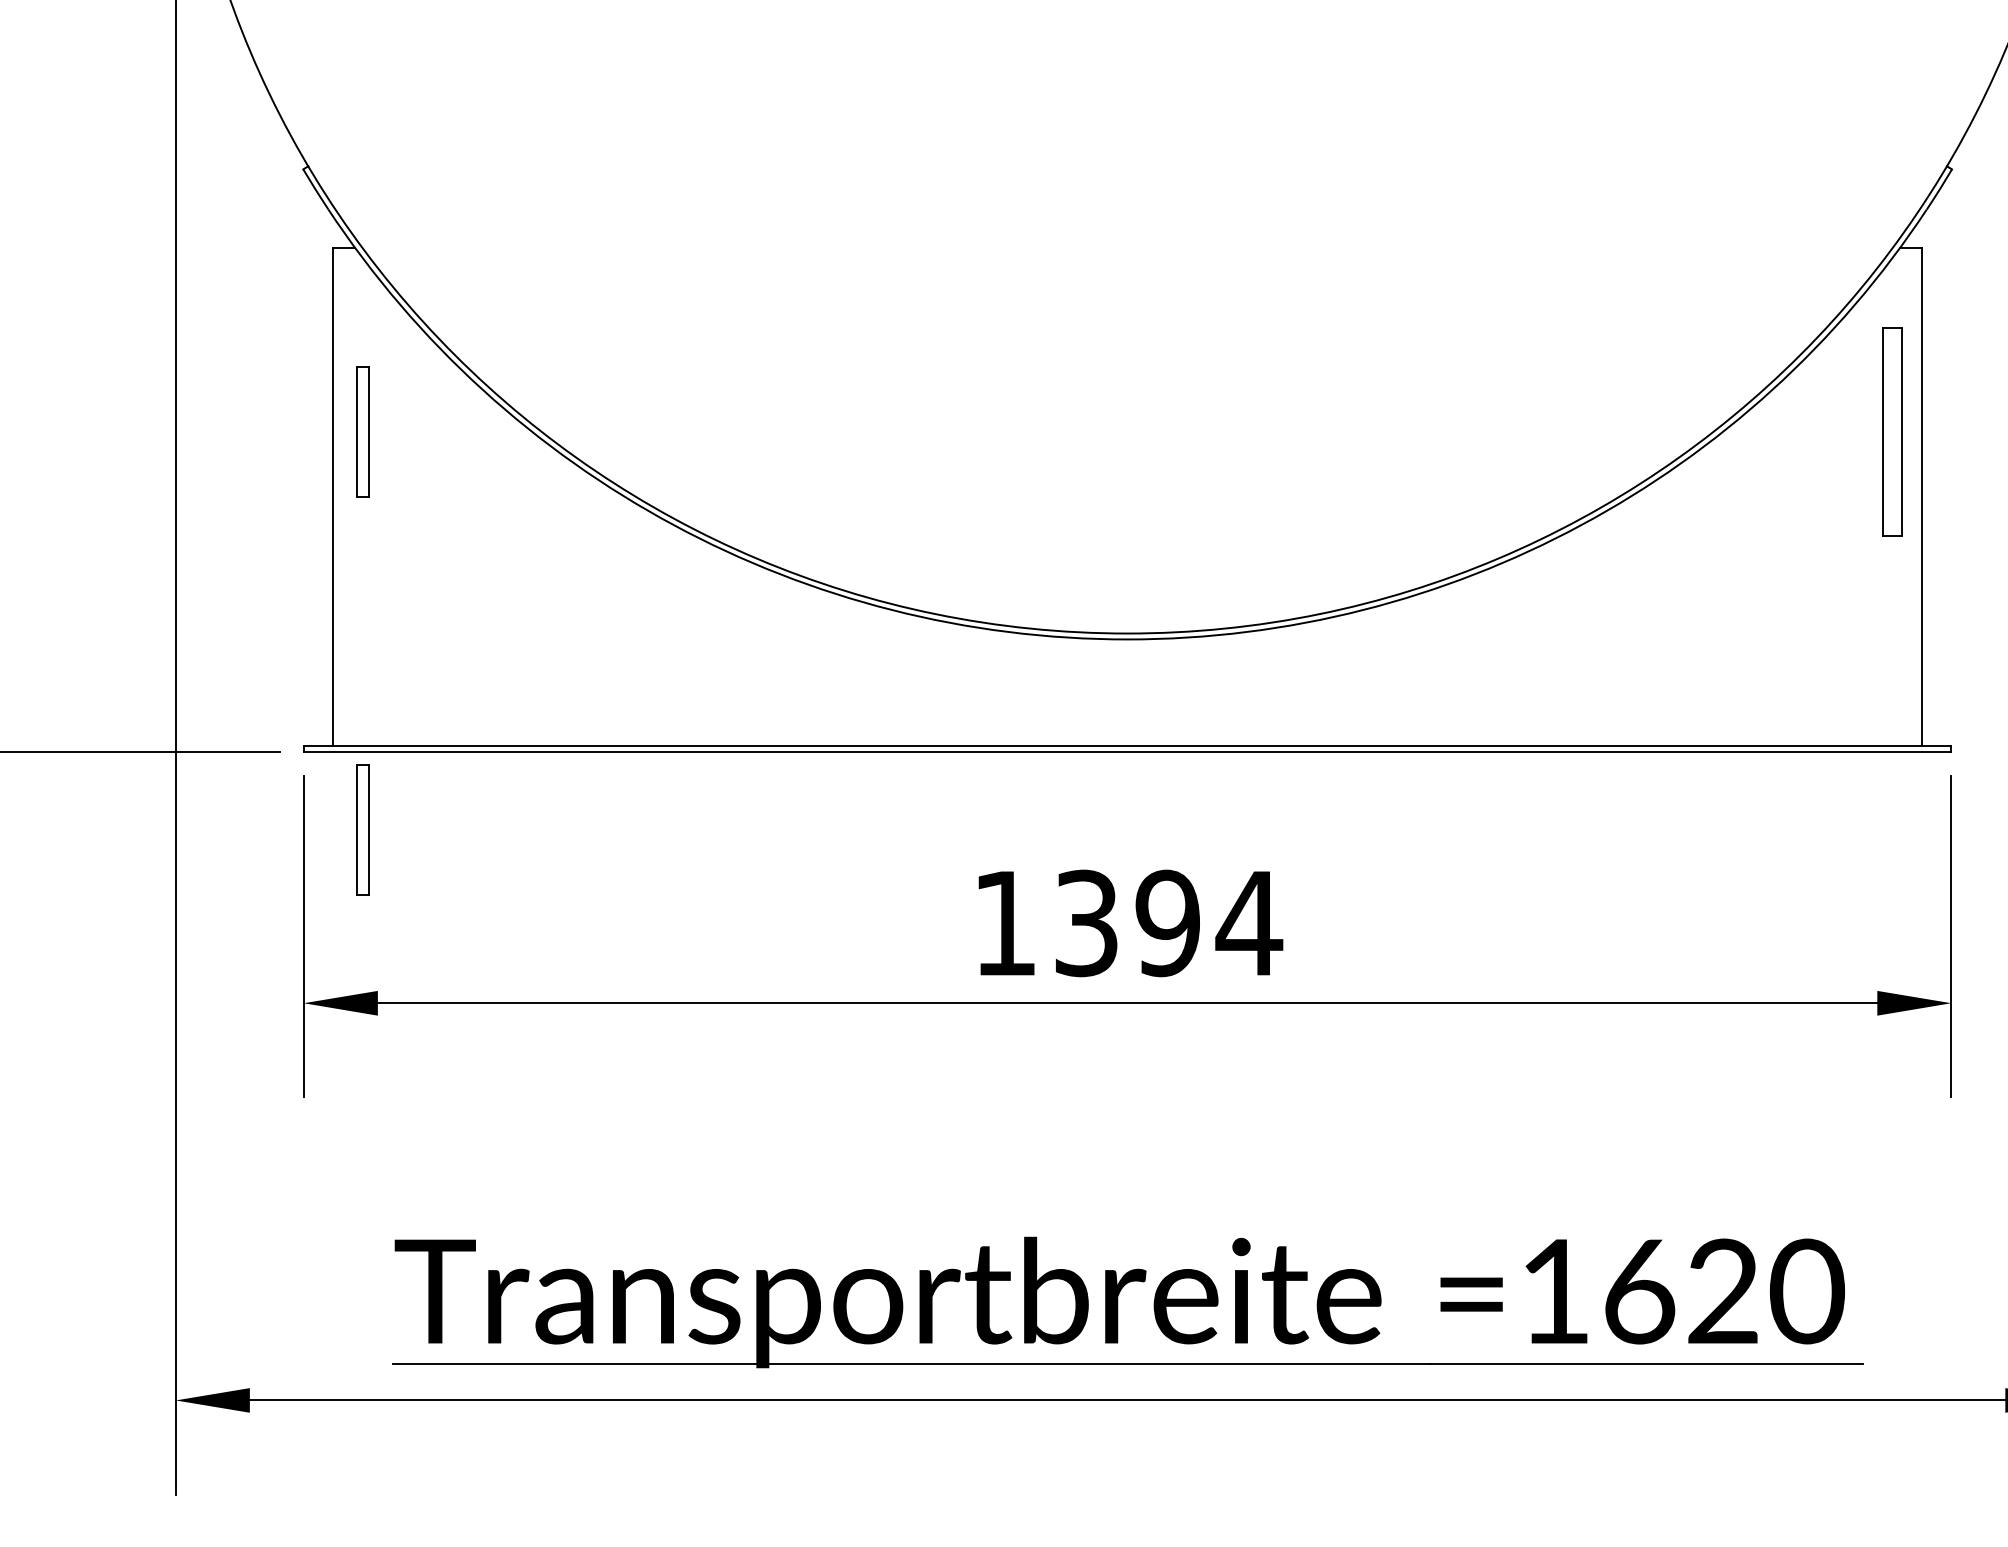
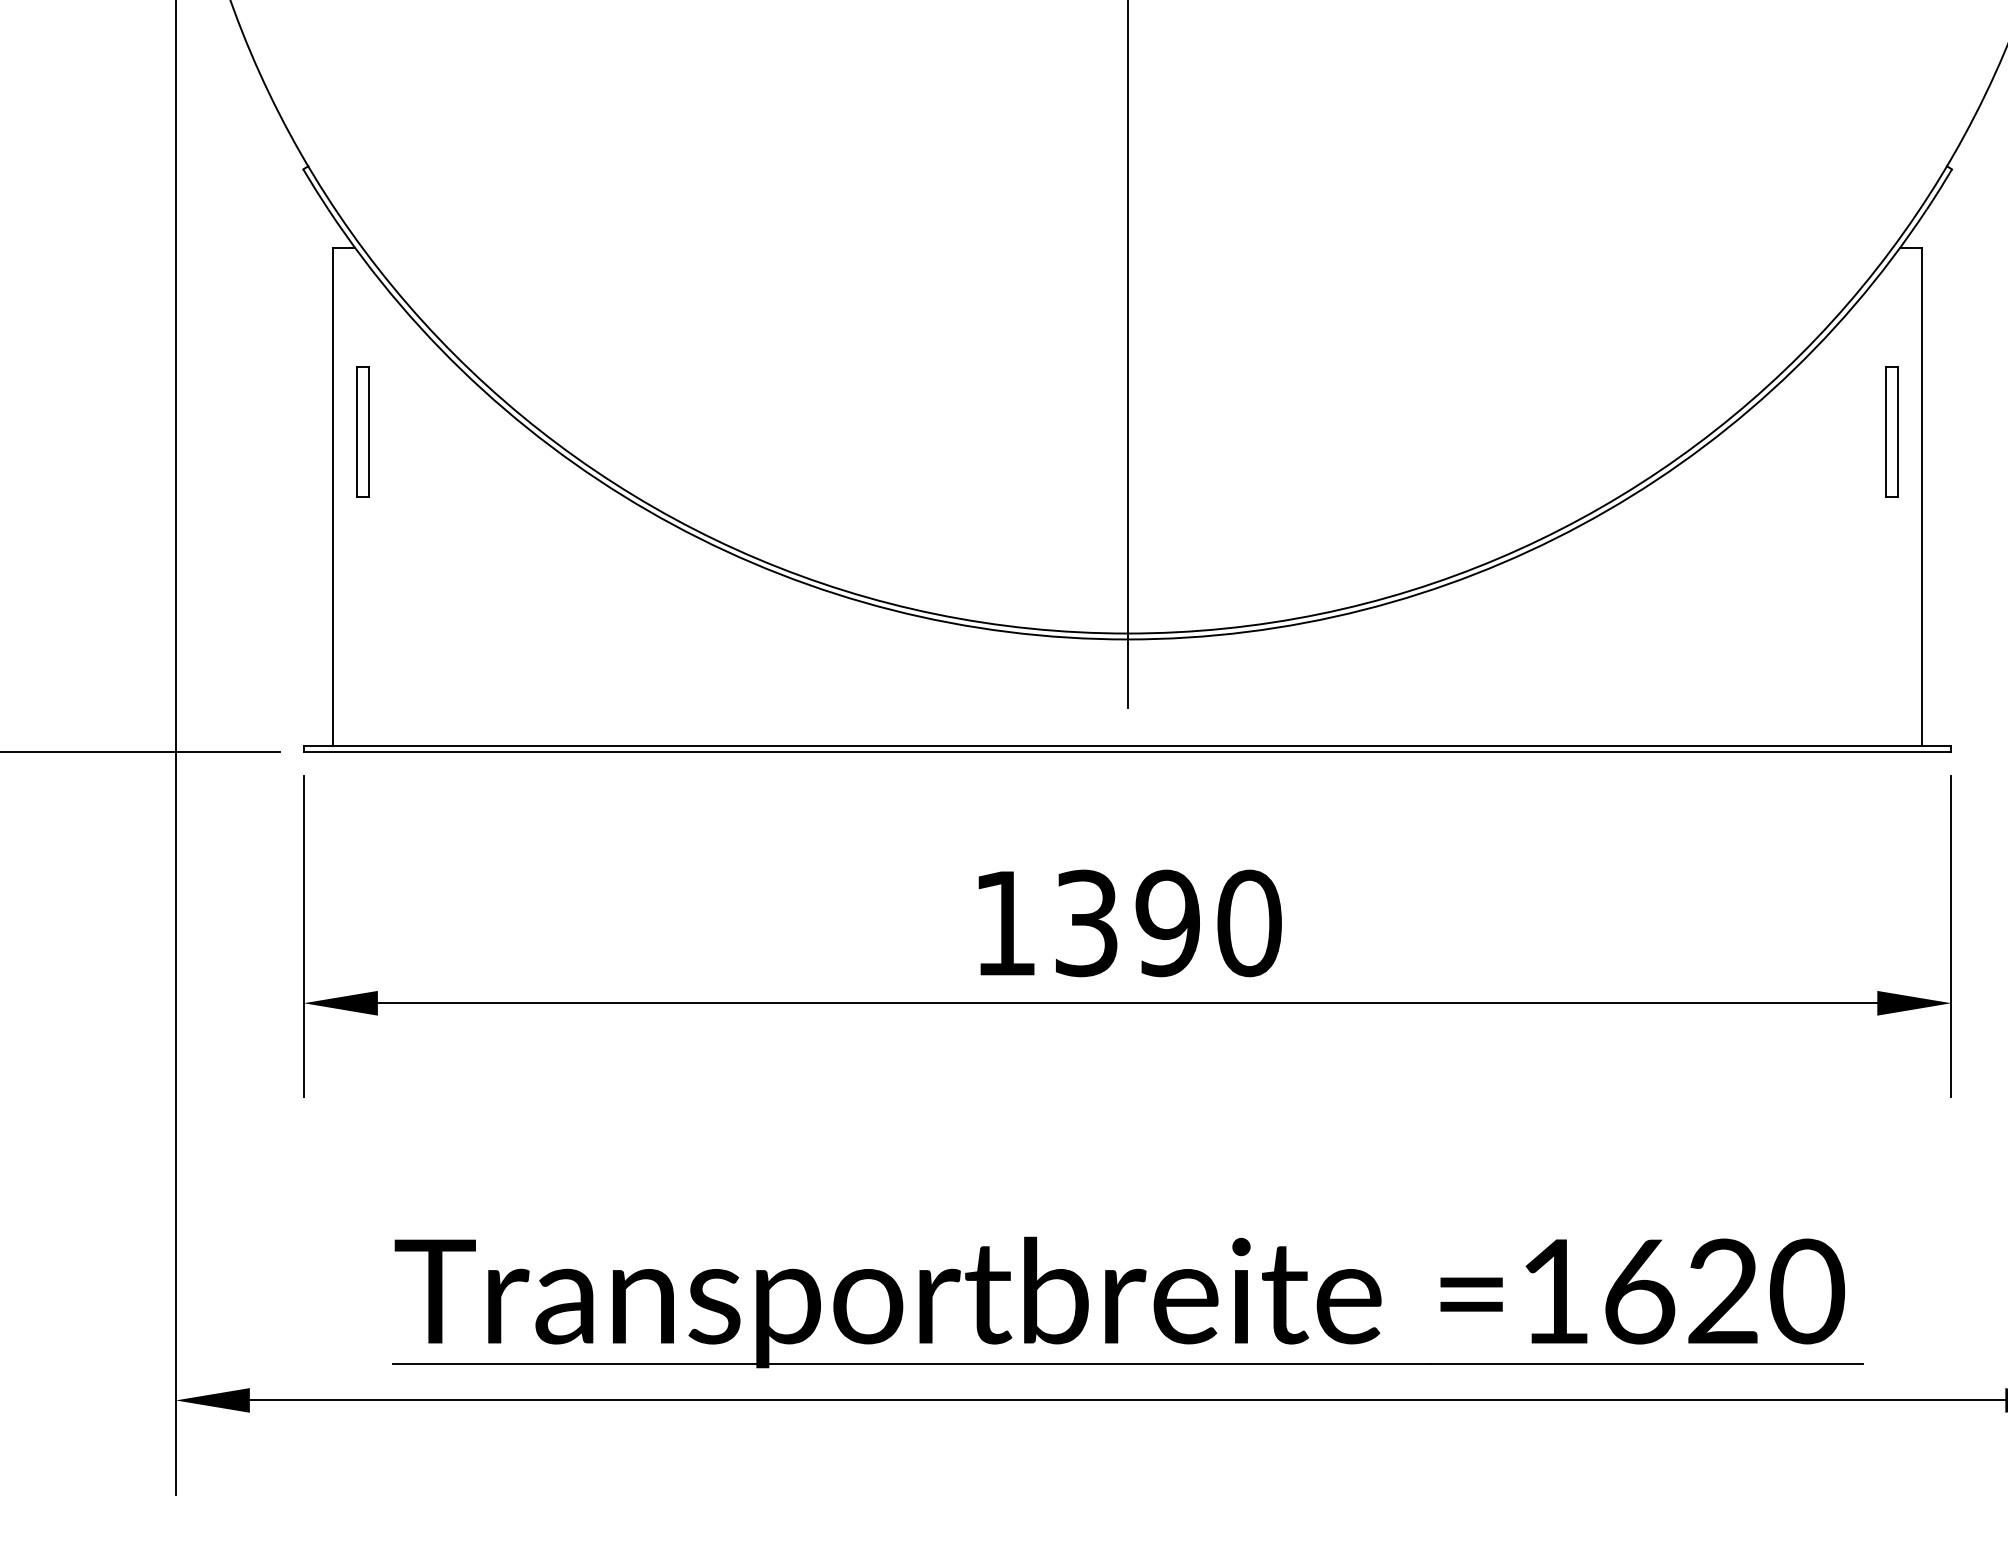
line: none -> present (1127, 354)
part size: 21x210 px -> 14x132 px (1891, 431)
part: present -> none (362, 829)
text: 1394 -> 1390 (1249, 923)
